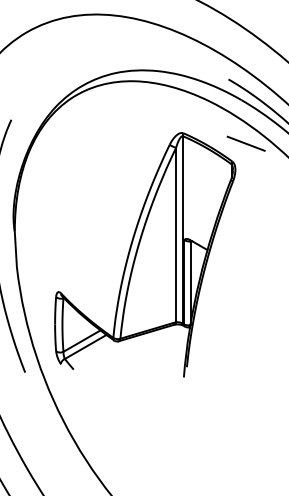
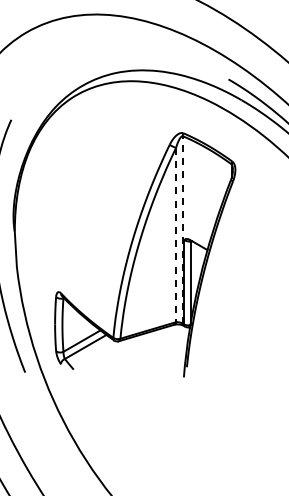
line: present -> none (245, 143)
line: solid -> dashed (182, 229)
line: solid -> dashed (176, 235)
